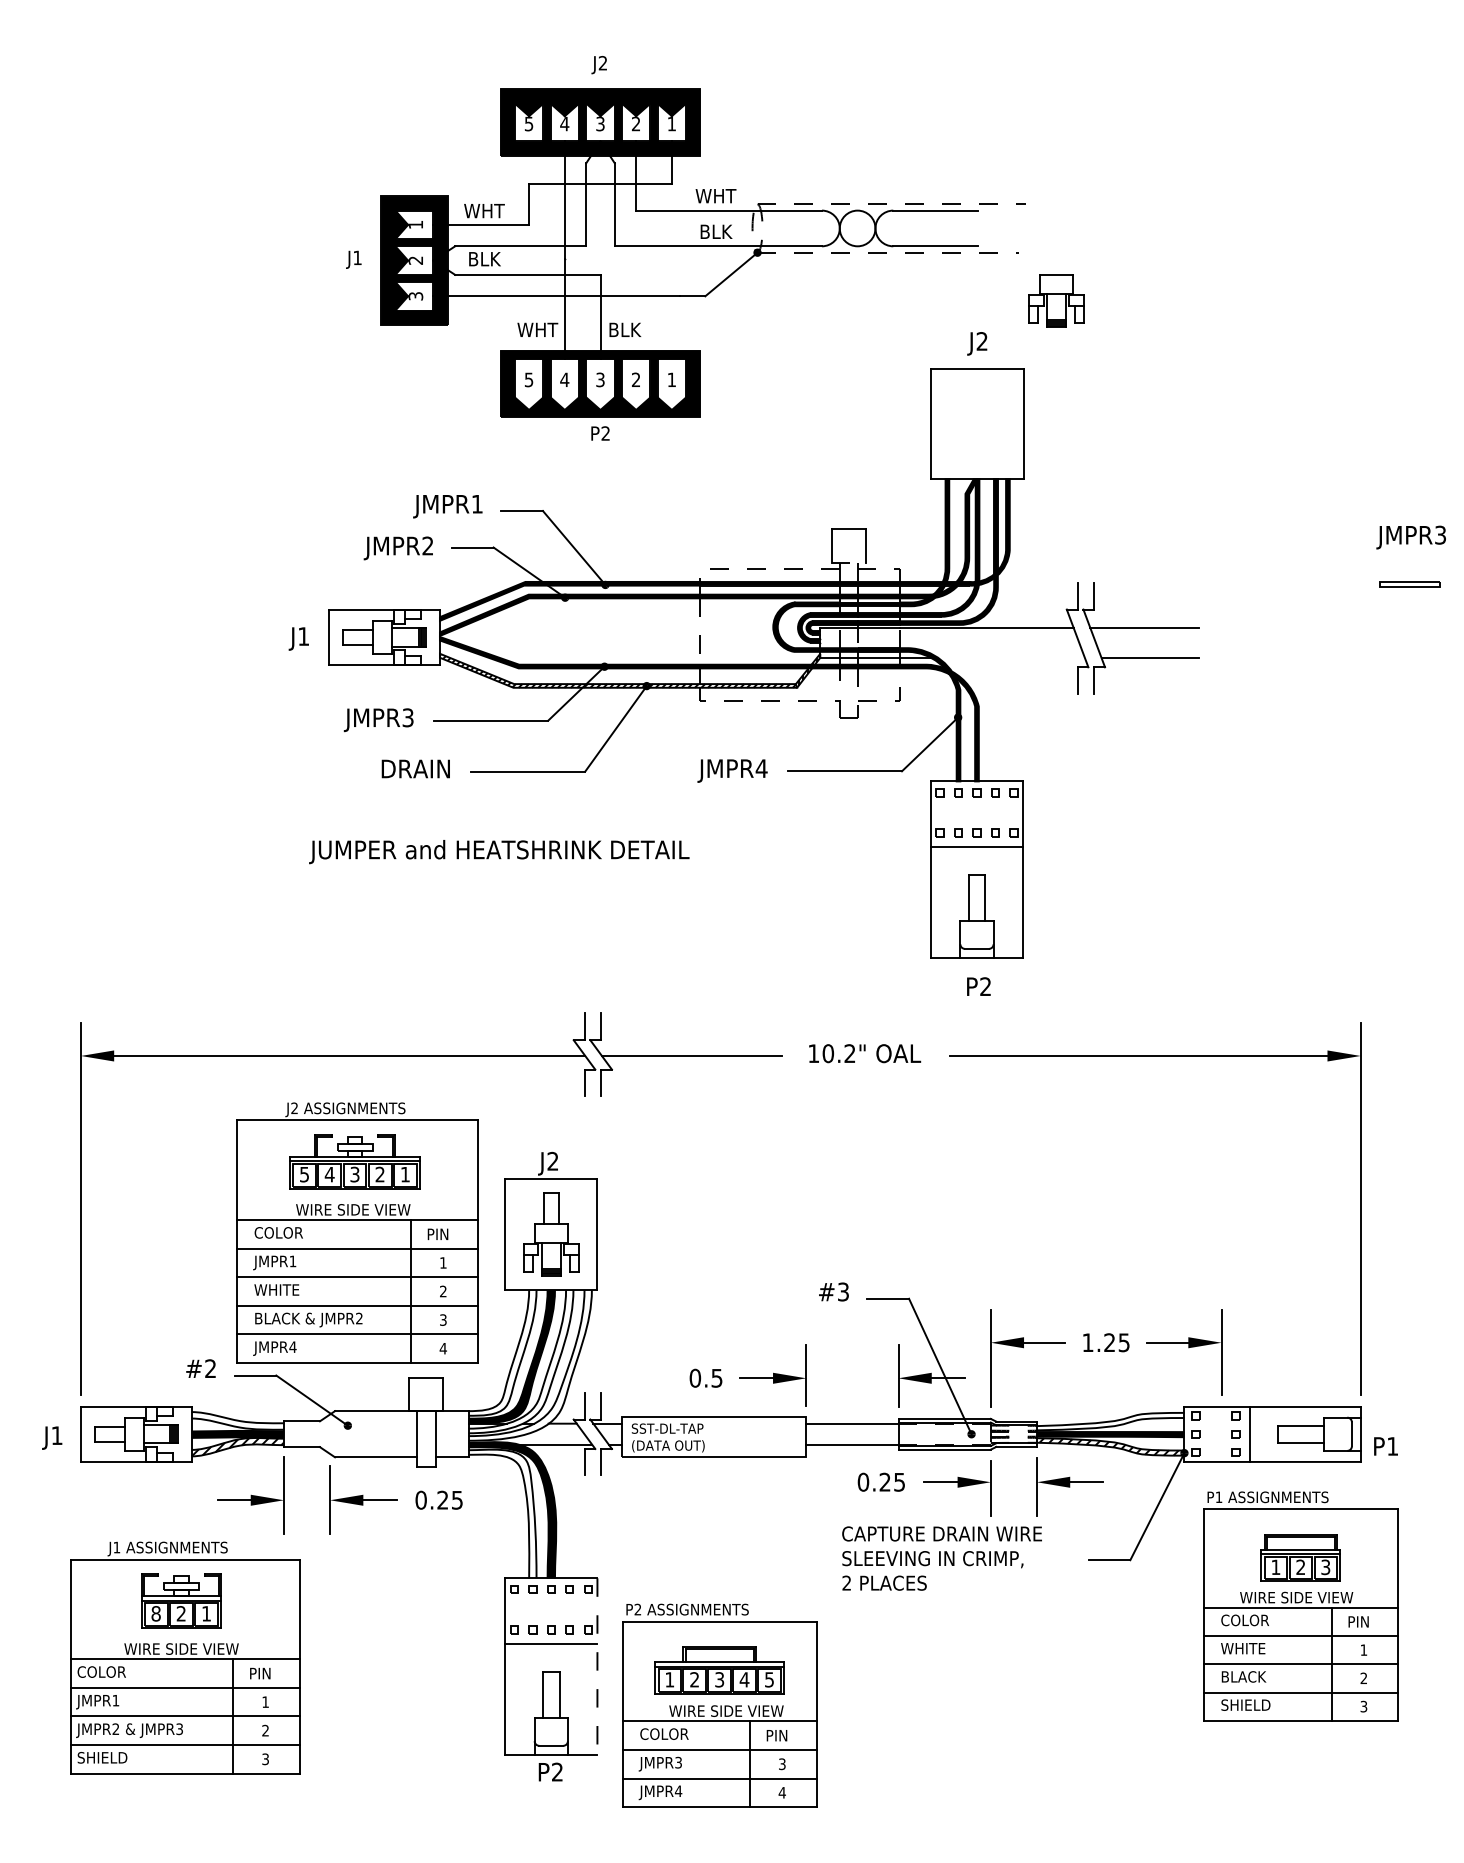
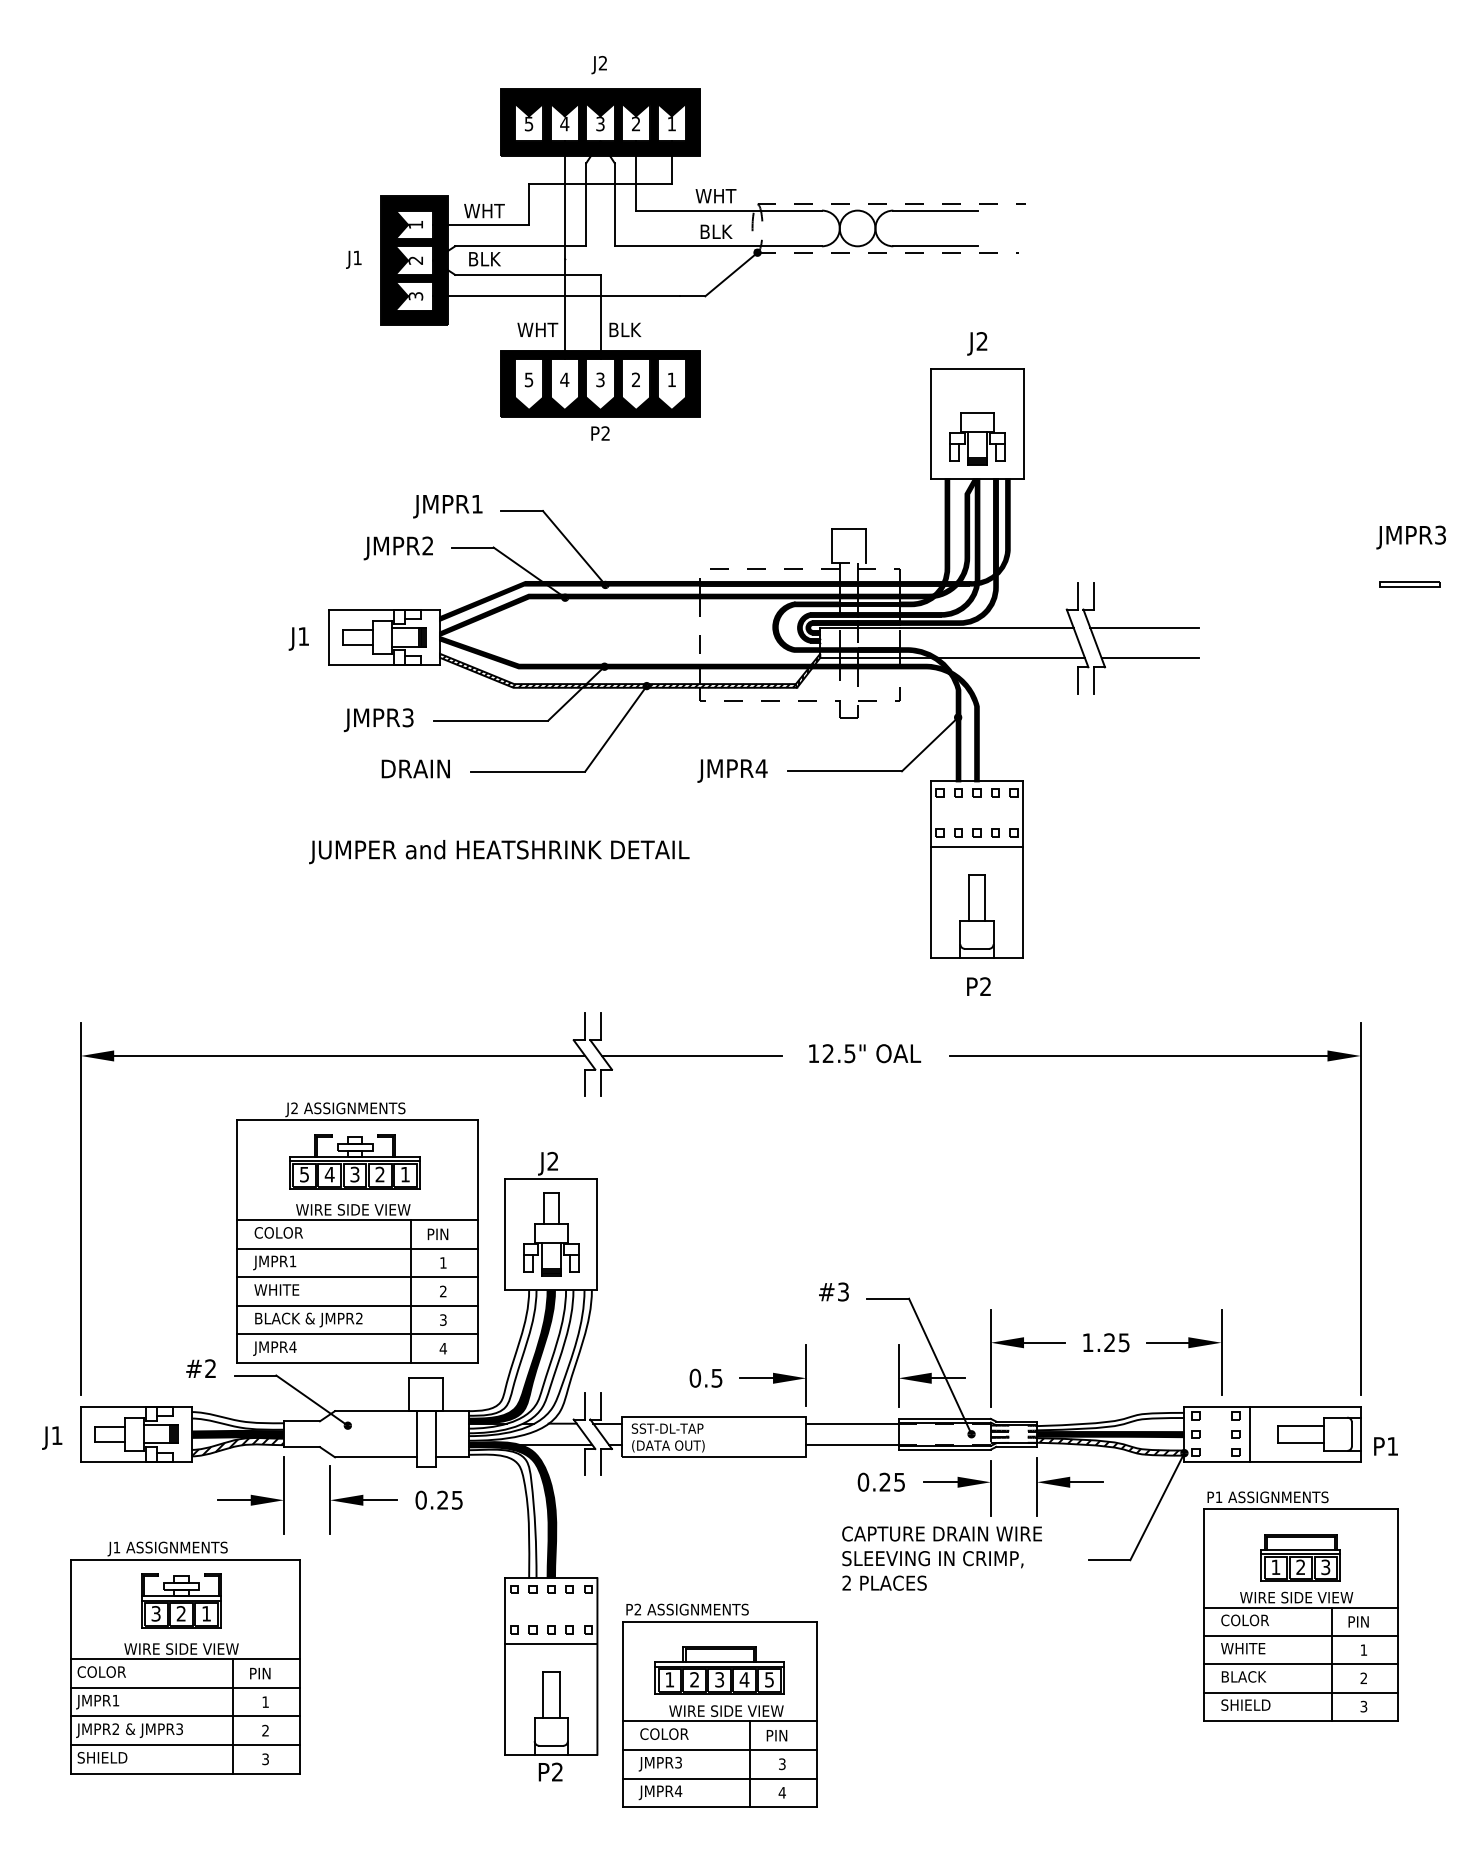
part position: (1056, 300) -> (977, 438) (977, 438)
line: none -> present (1011, 657)
text: 10.2" -> 12.5" (838, 1053)
text: 8 -> 3 (155, 1613)
line: dashed -> solid (597, 1666)
